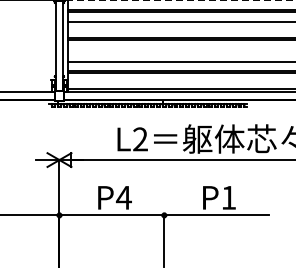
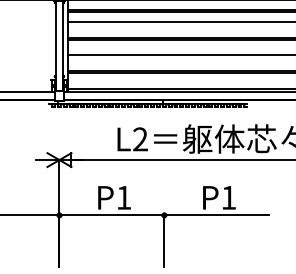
line: dashed -> solid (179, 0)
line position: (179, 61) -> (179, 54) (179, 54)
text: P4 -> P1 (123, 197)
